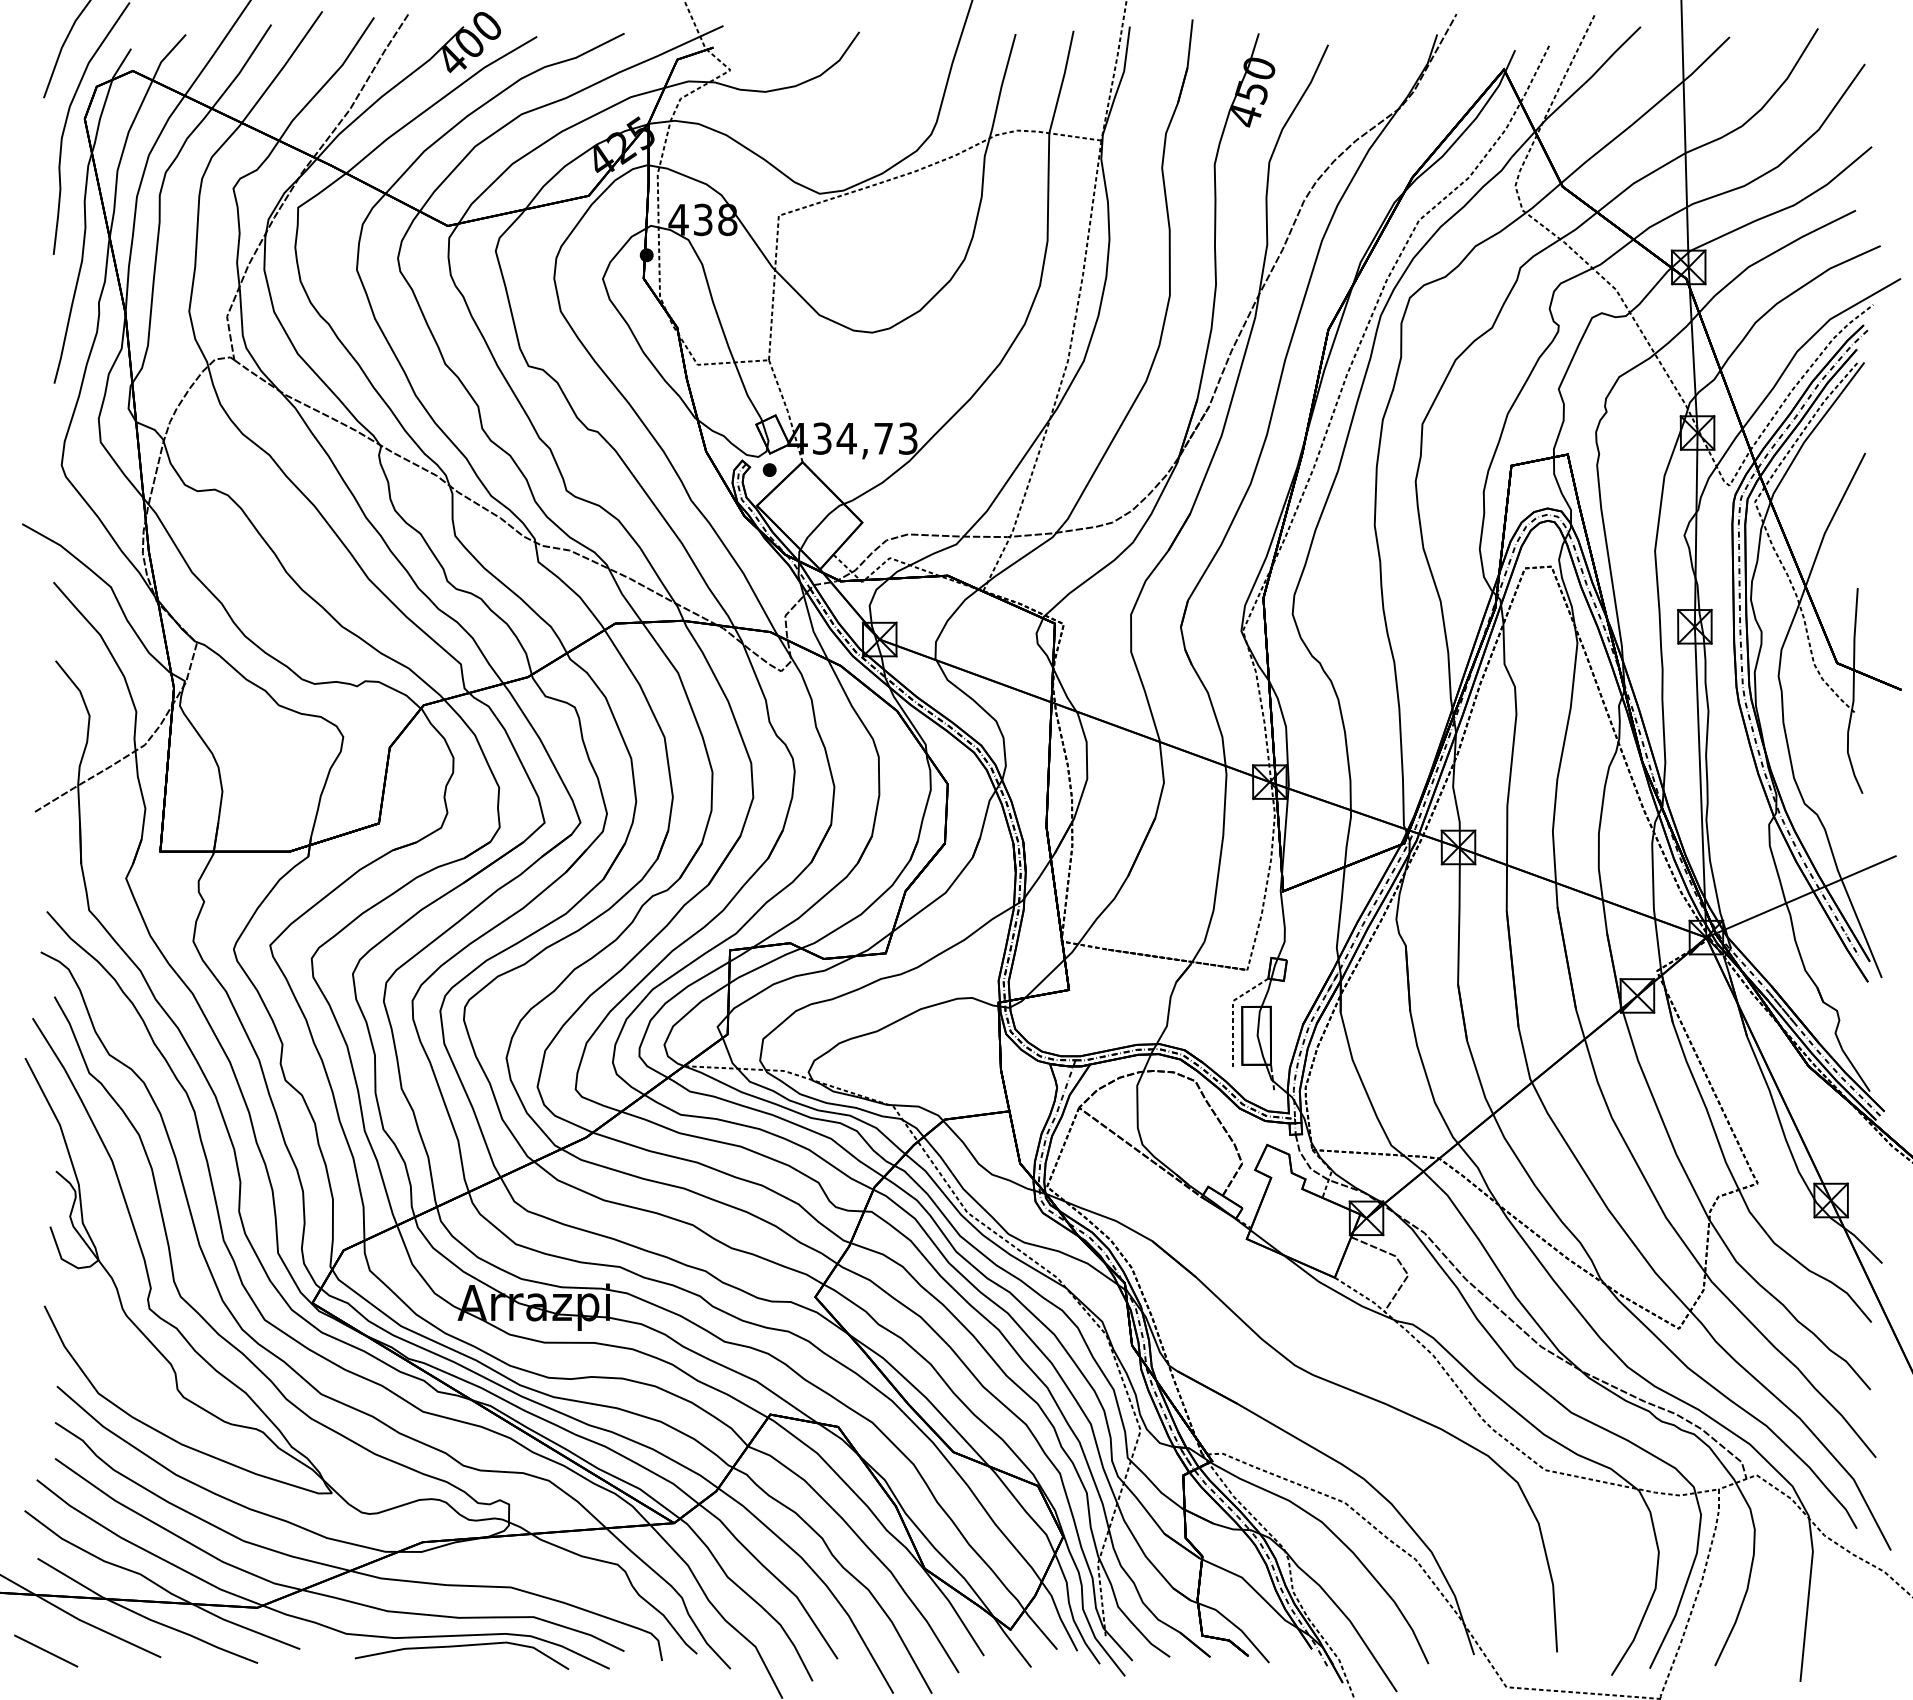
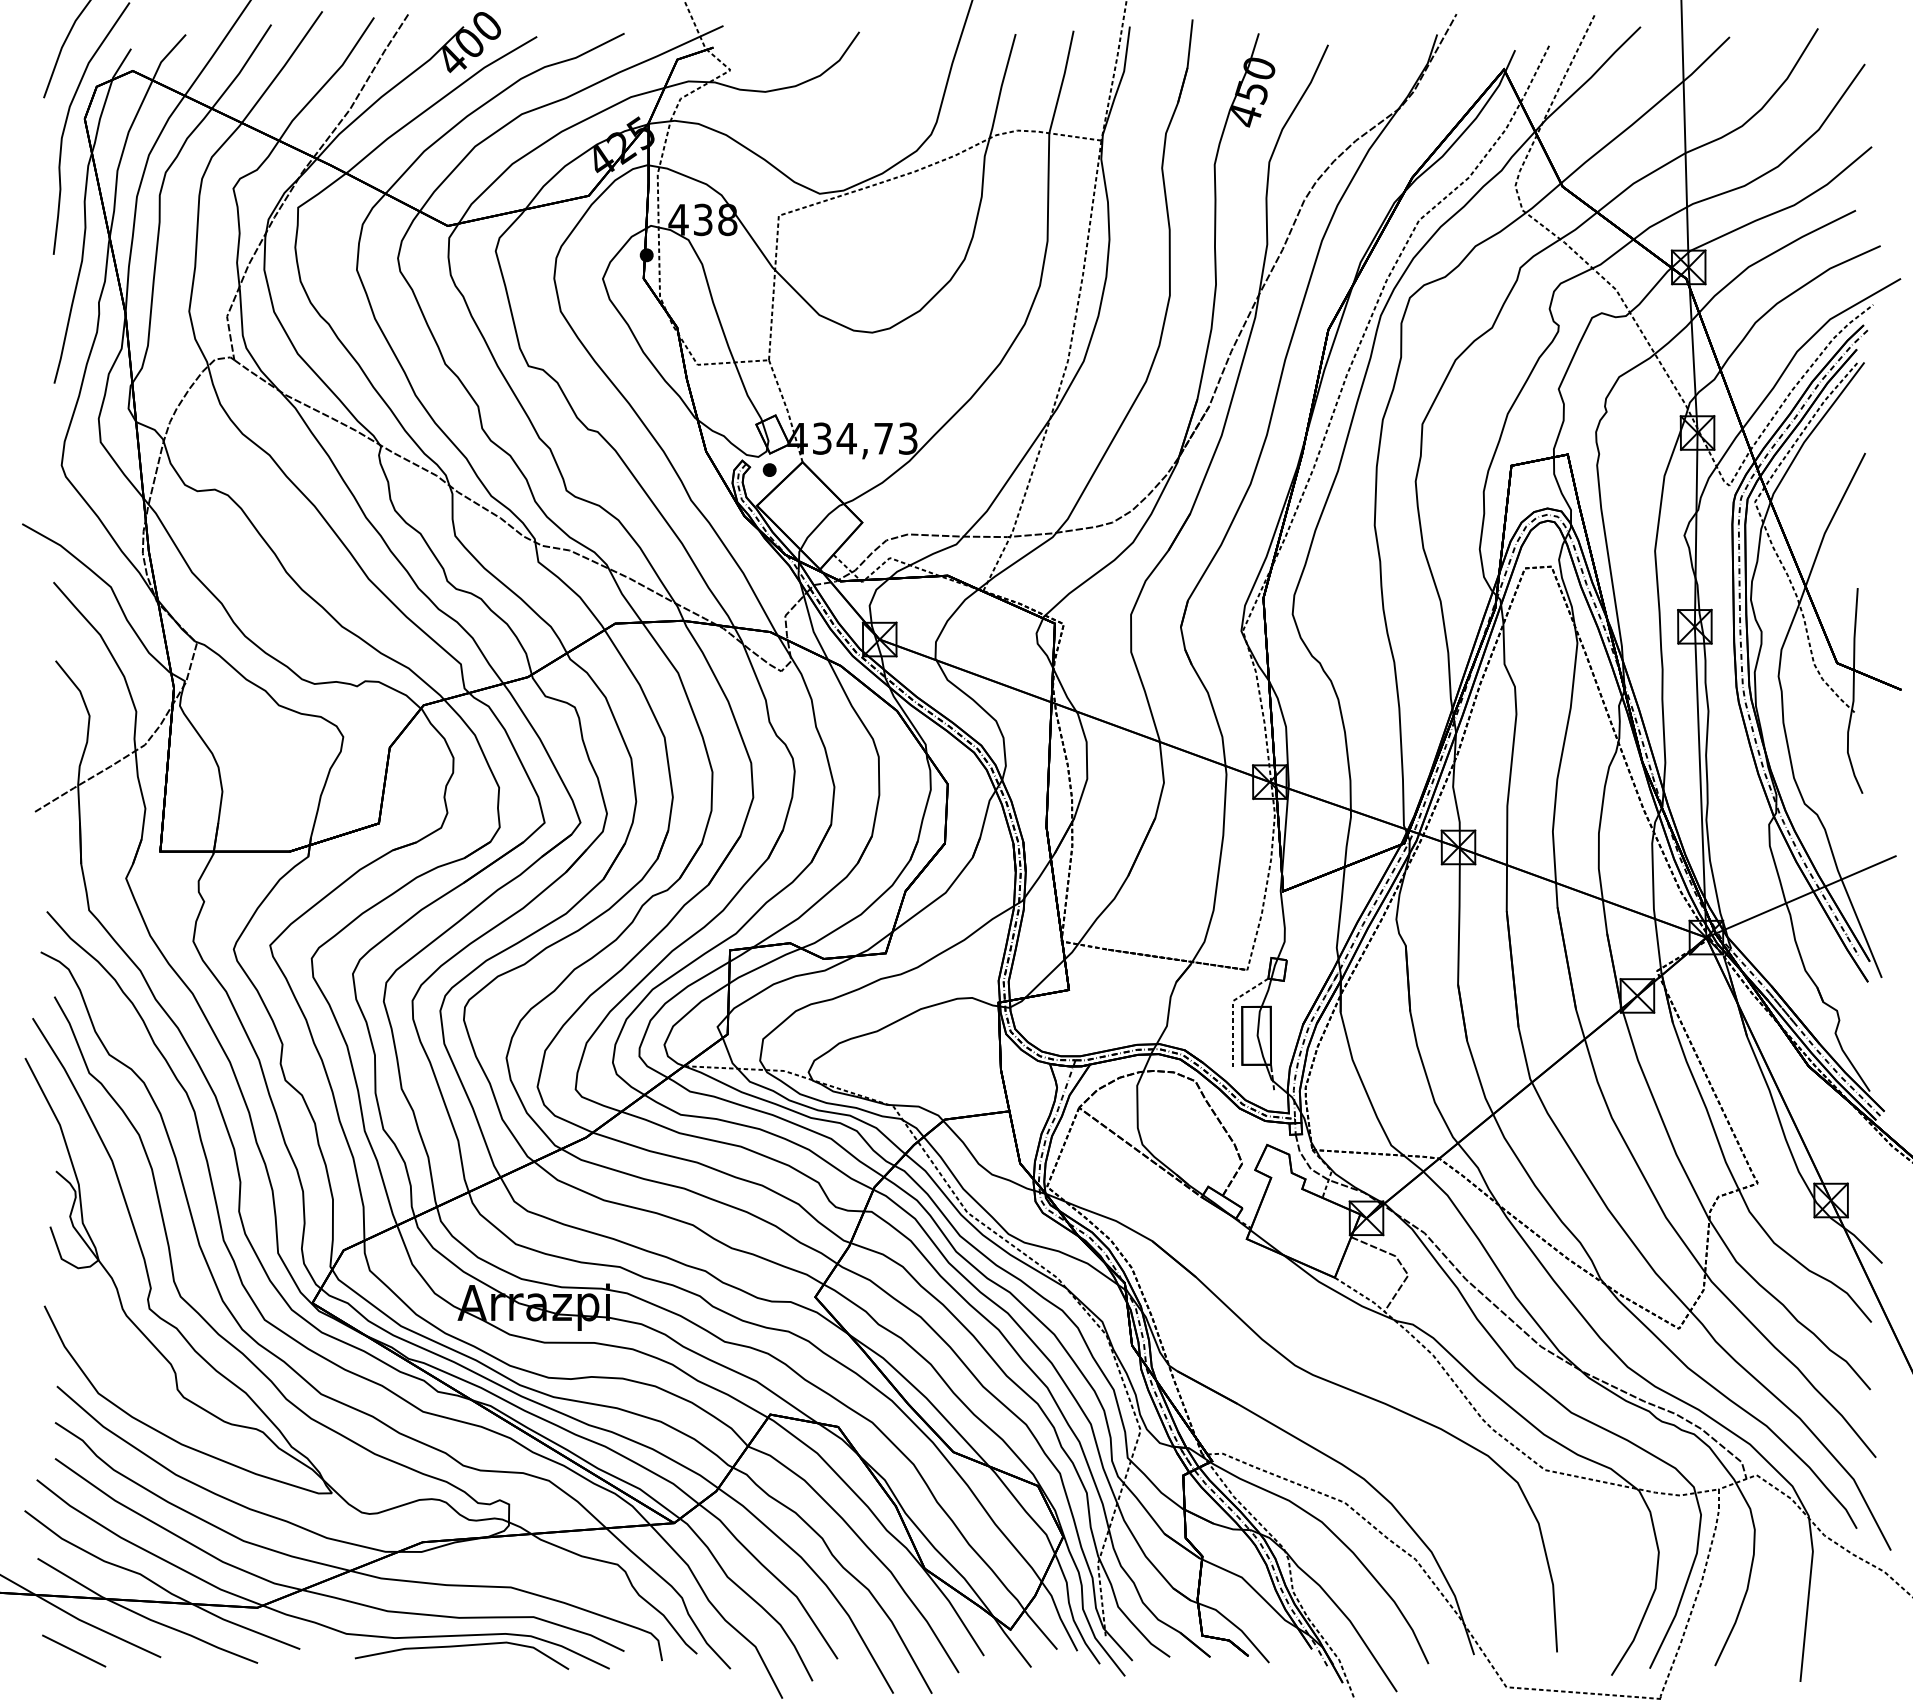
line position: (46, 1650) -> (74, 1650) (74, 1650)
